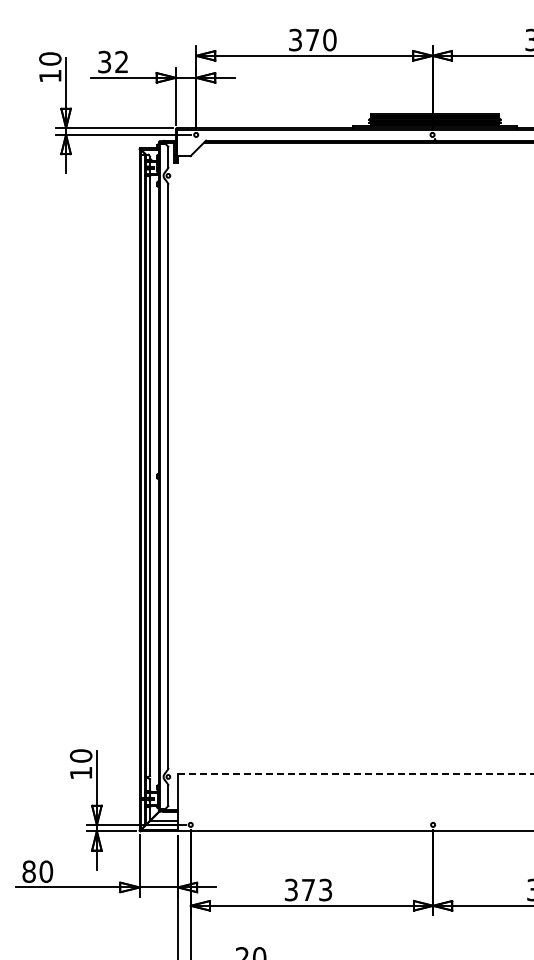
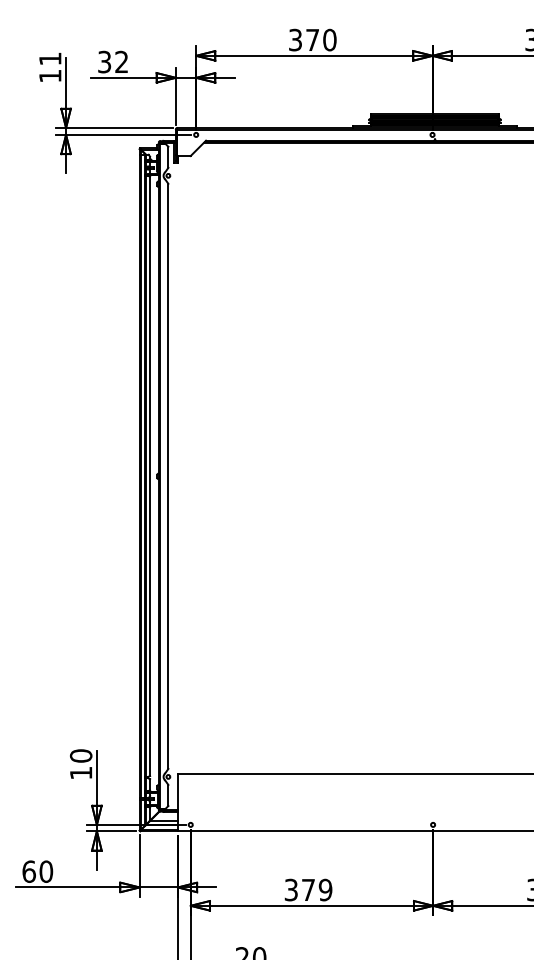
text: 10 -> 11 (50, 58)
line: dashed -> solid (355, 773)
text: 80 -> 60 (28, 871)
text: 373 -> 379 (325, 889)
